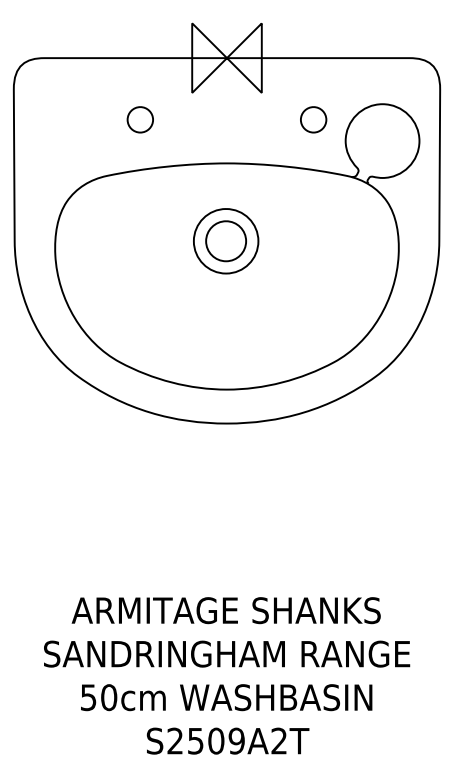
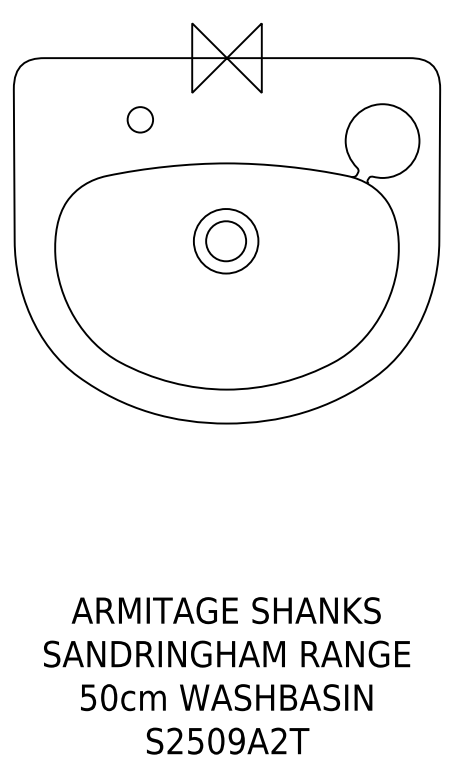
part: present -> none (313, 119)
